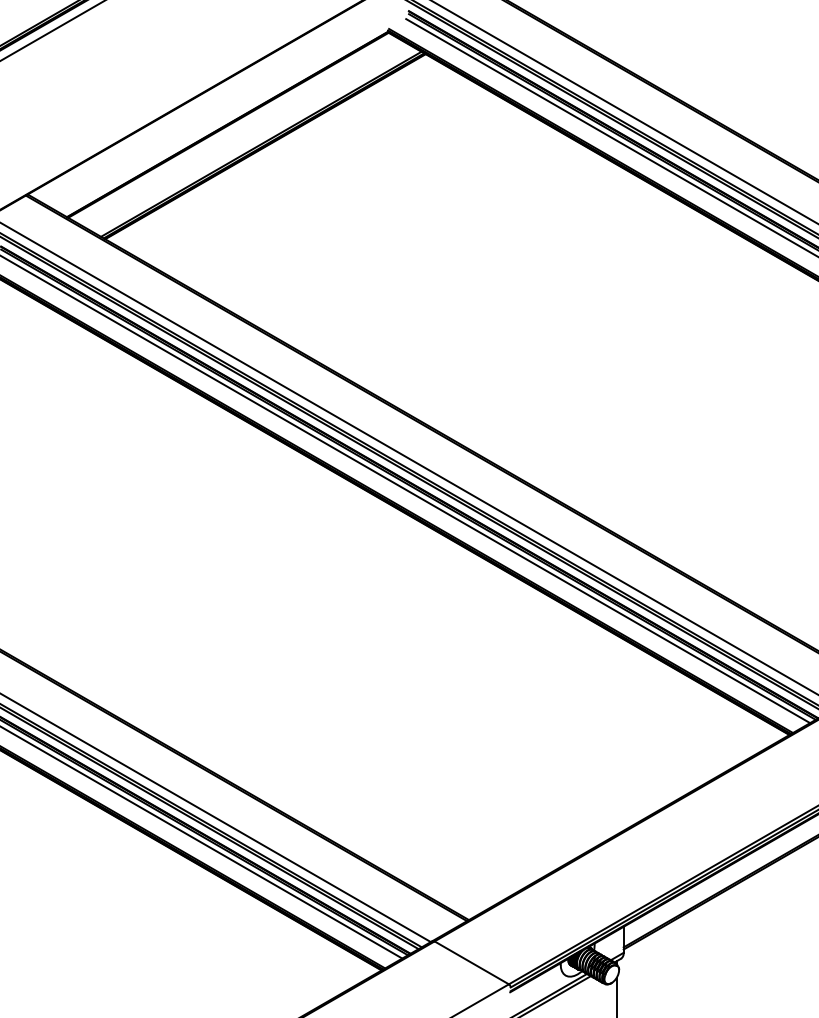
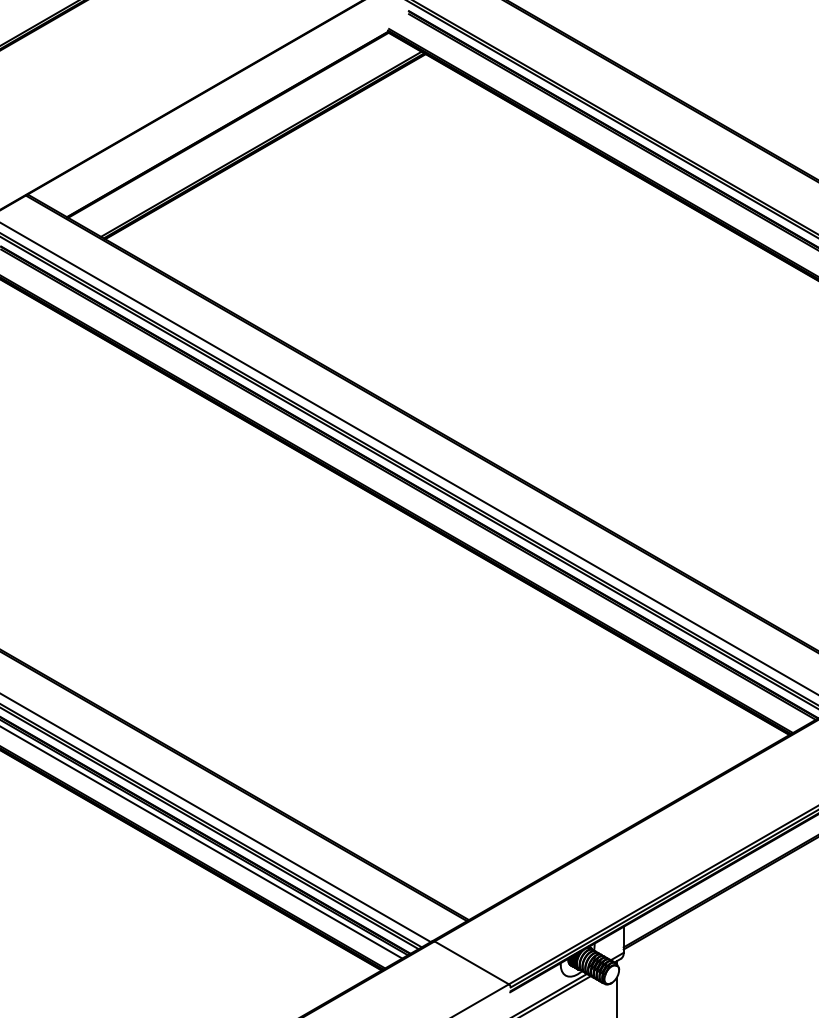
line: present -> none (51, 30)
line: present -> none (624, 112)
line: present -> none (610, 137)
line: present -> none (406, 490)
